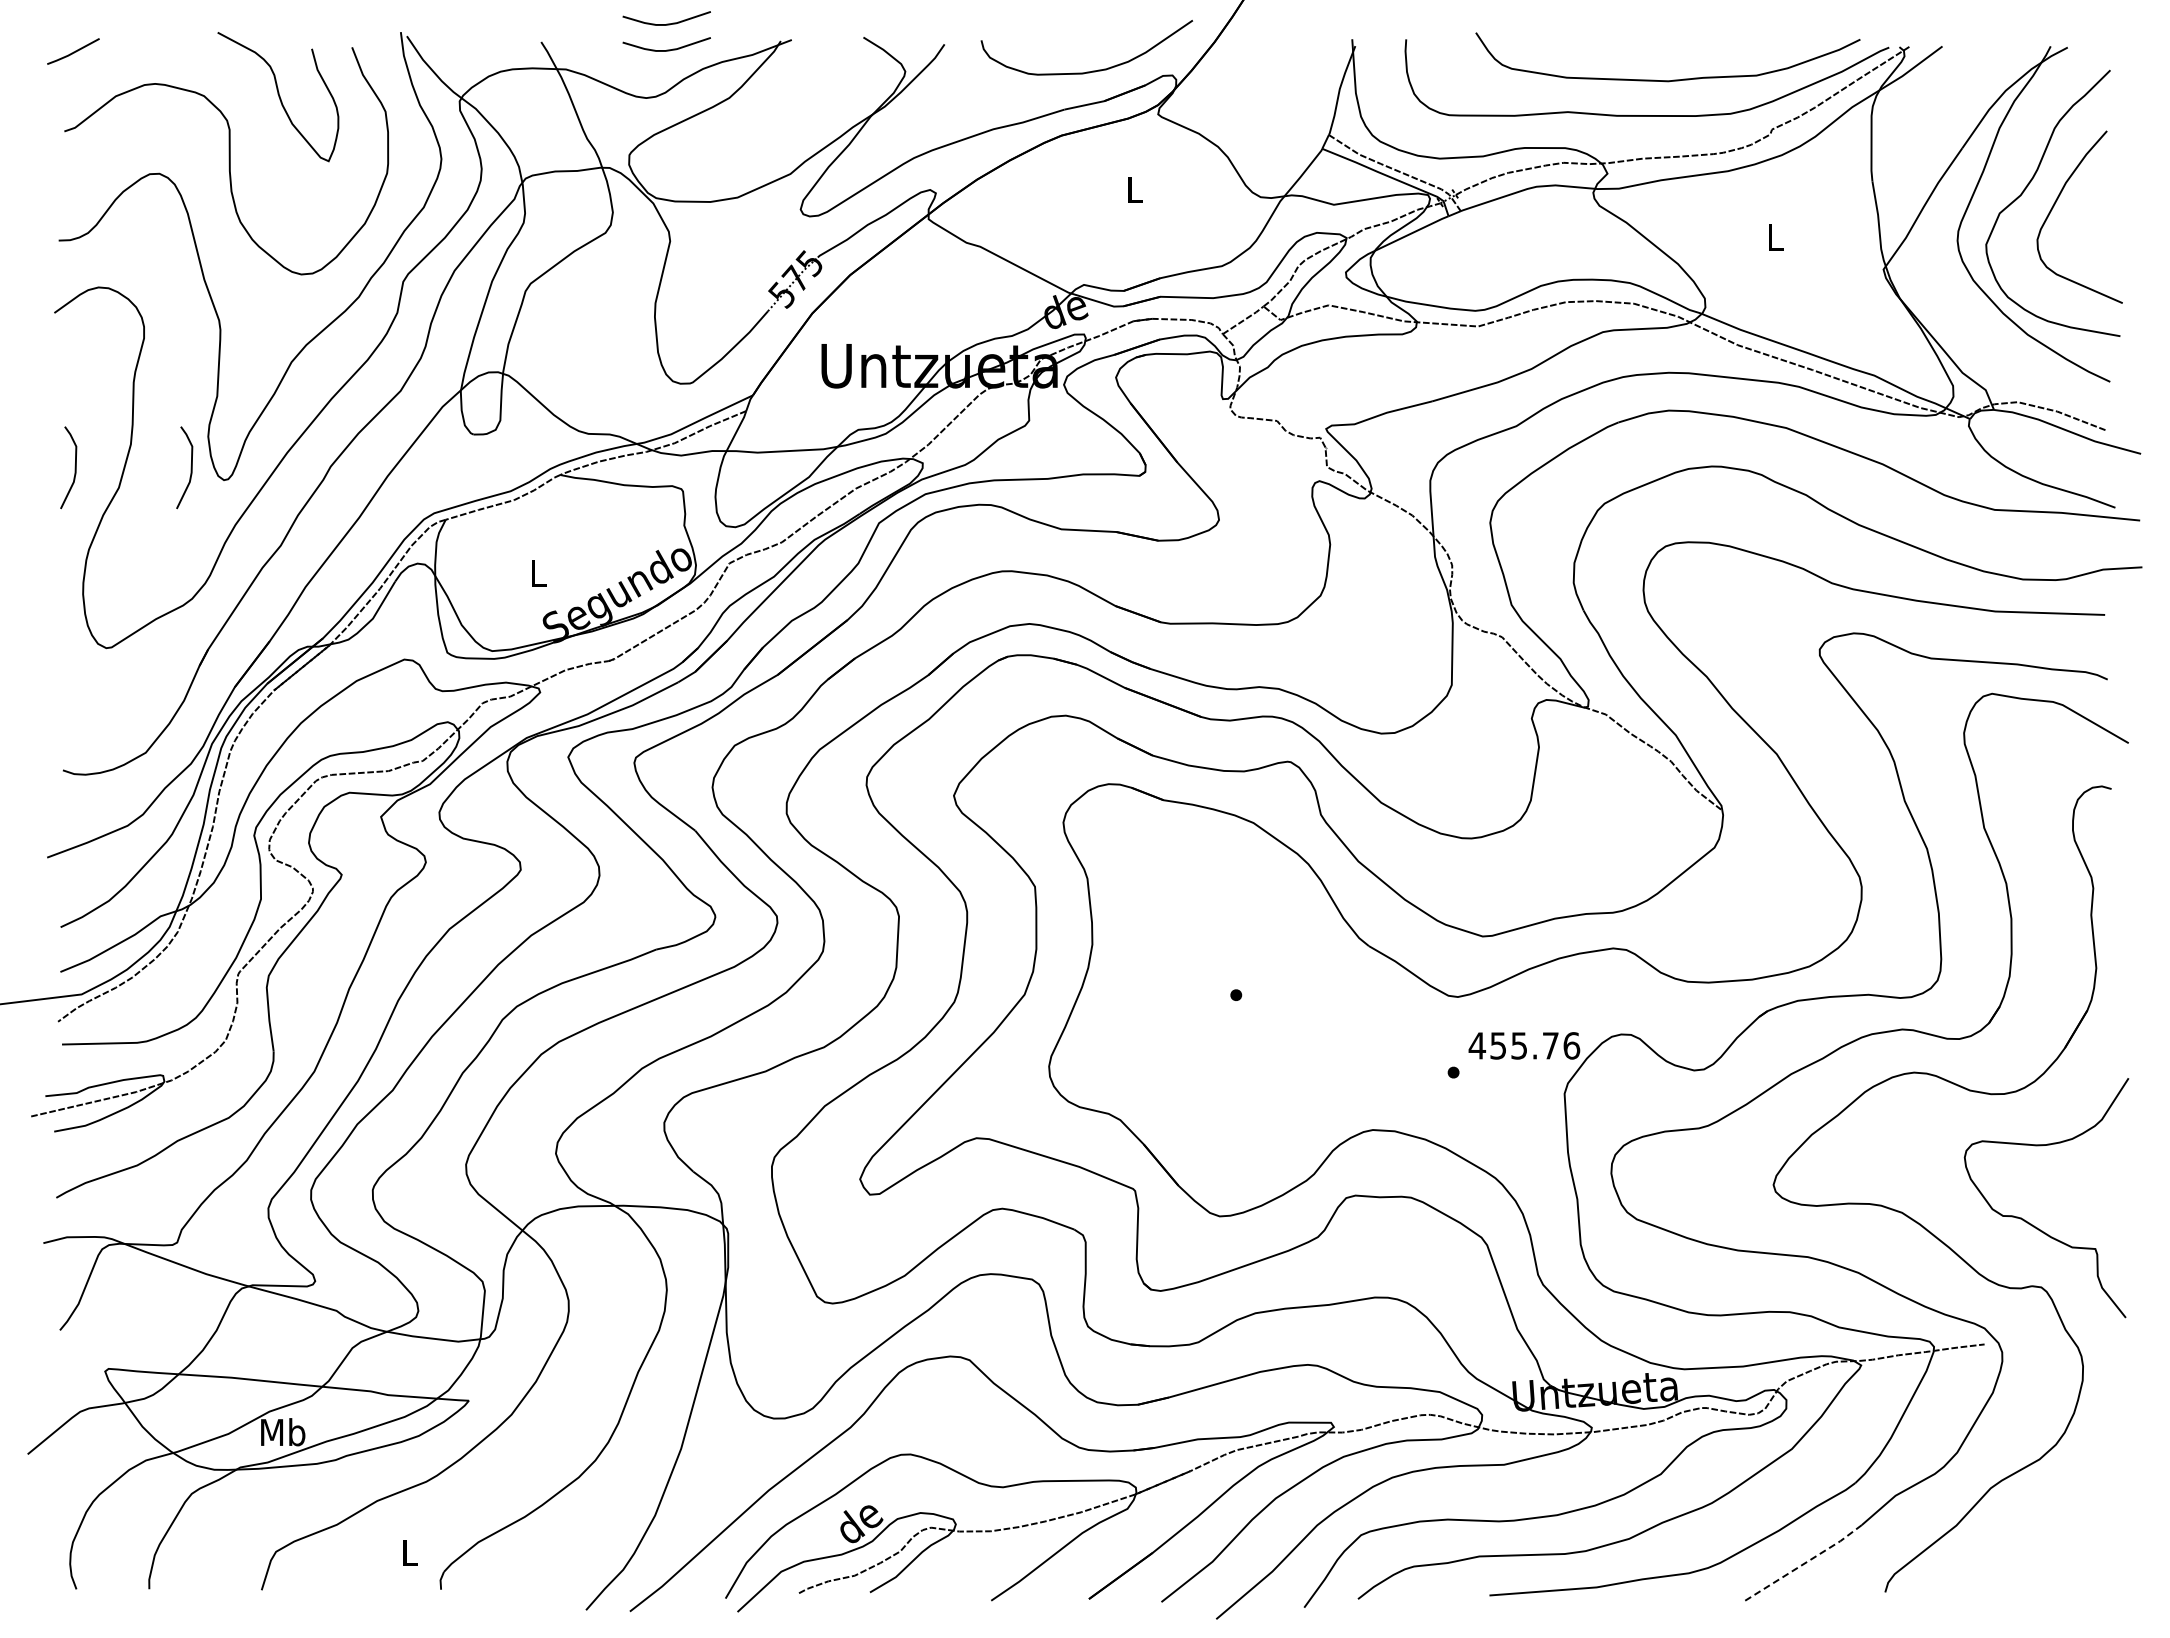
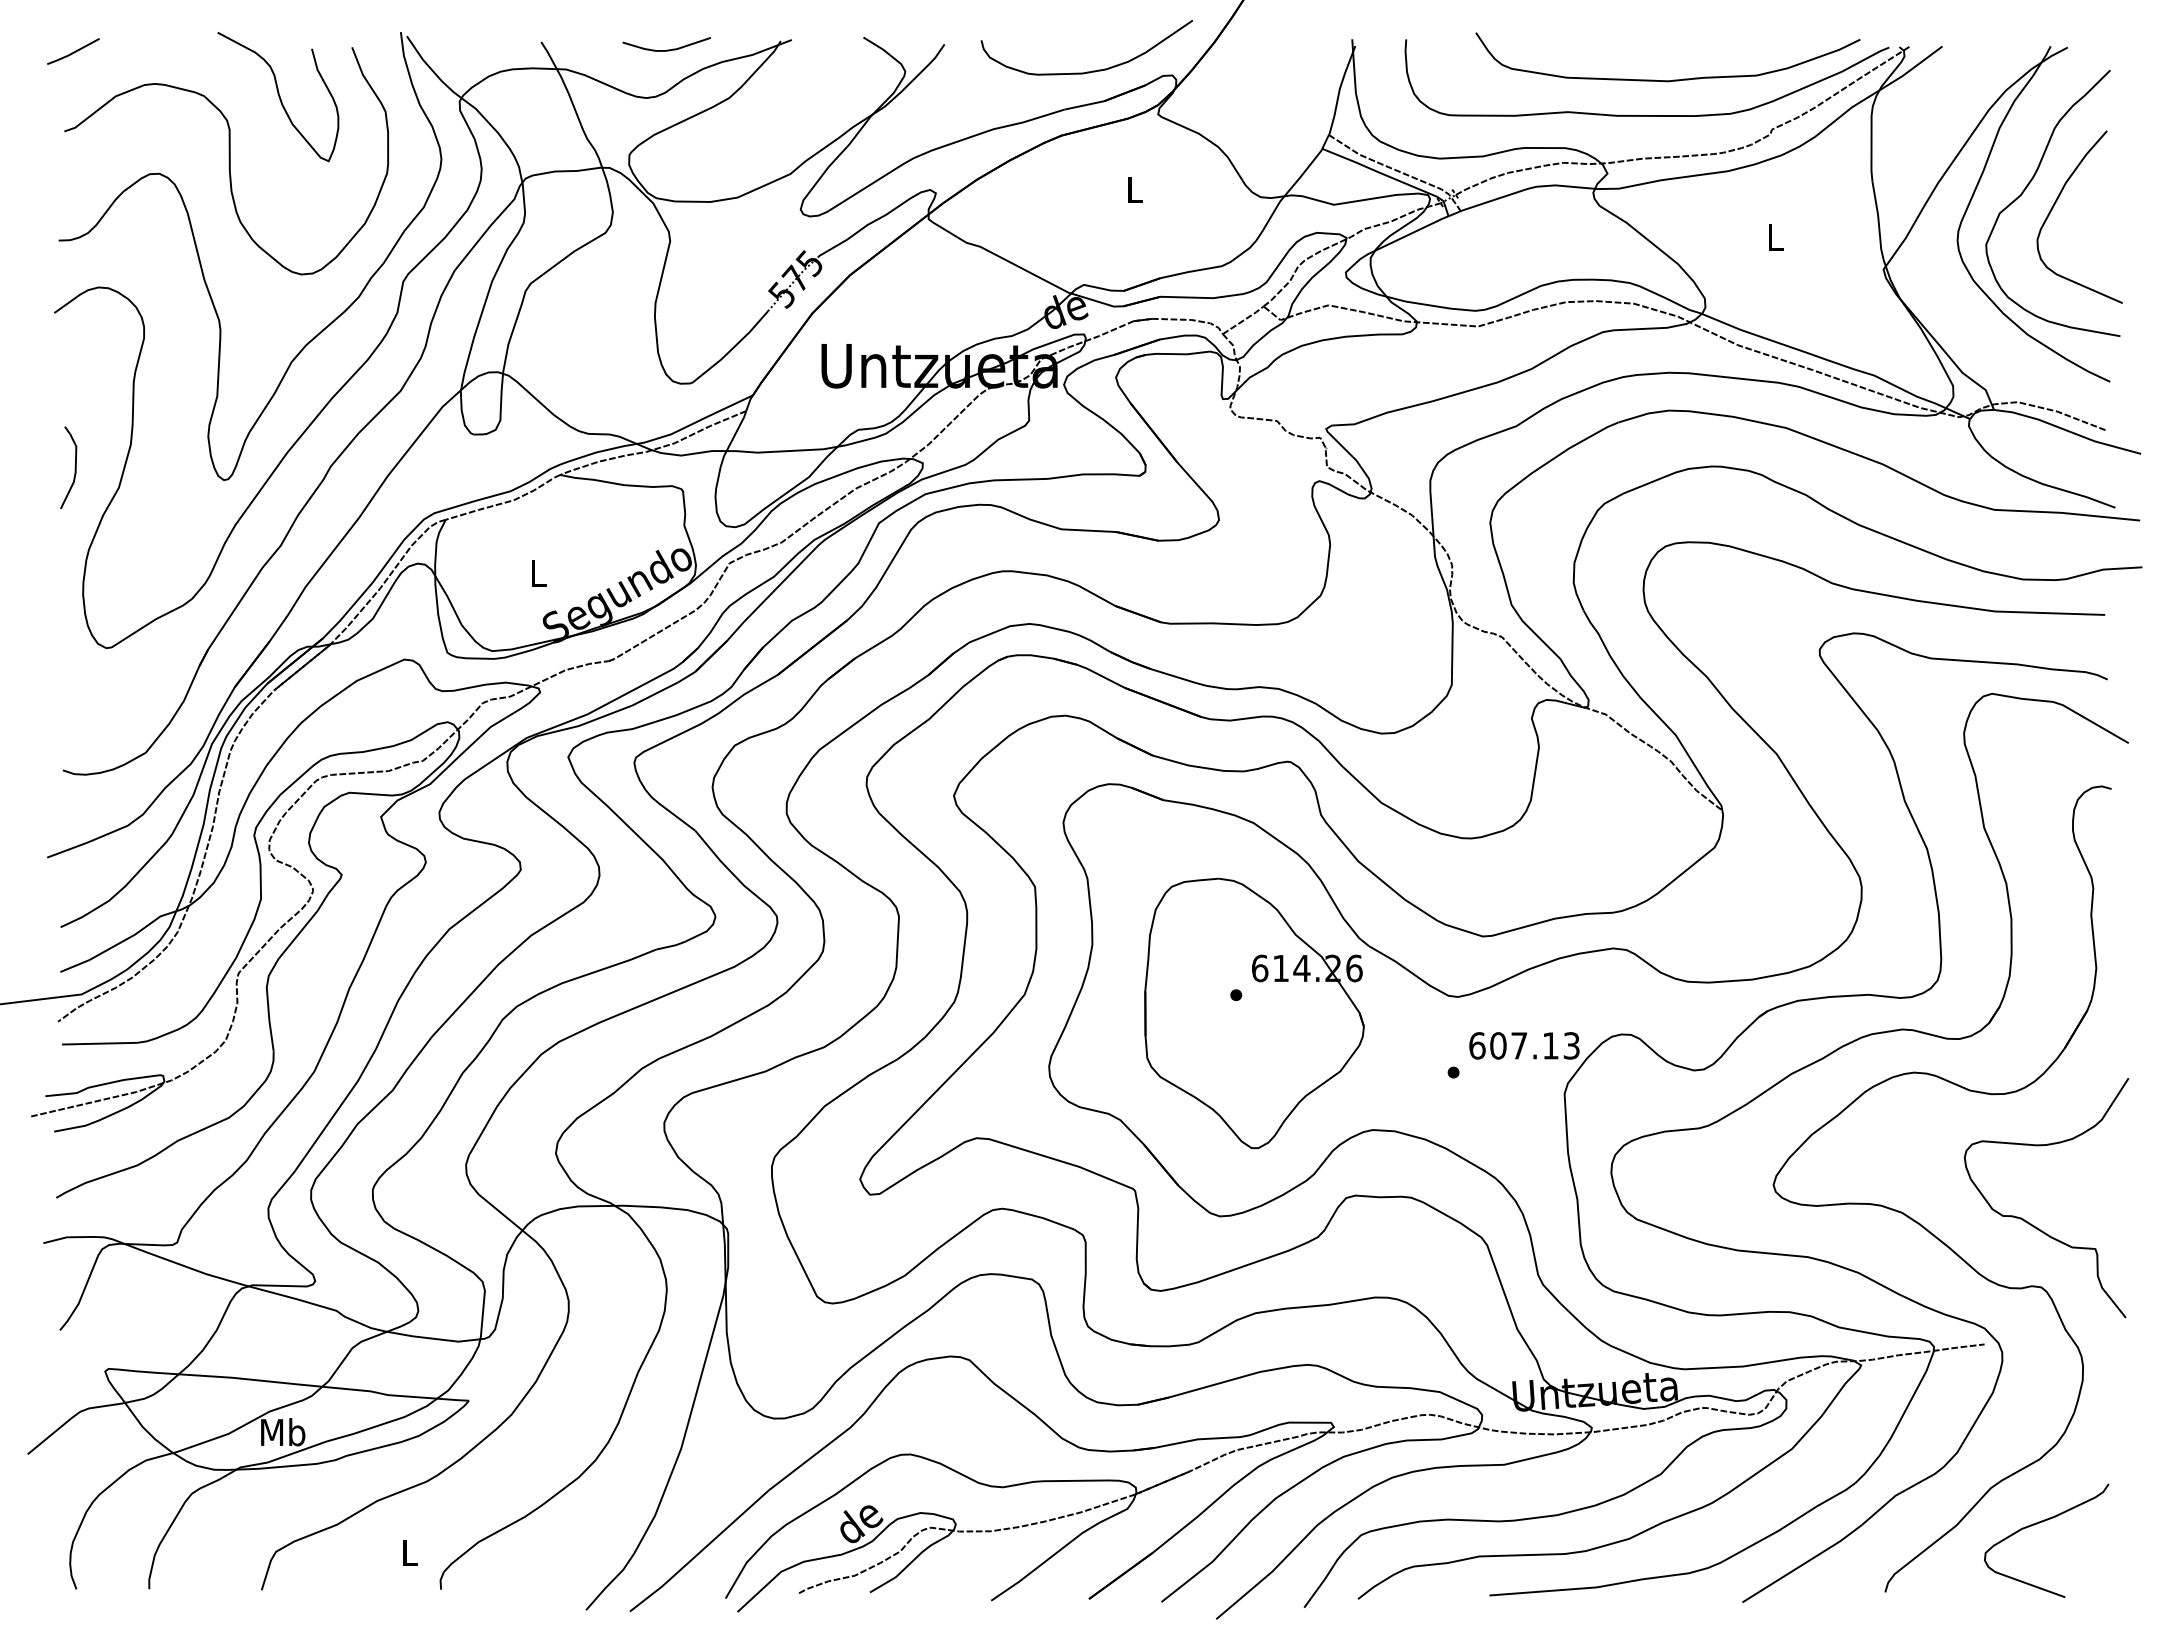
curve: present -> none (666, 23)
curve: present -> none (190, 467)
part: none -> present (1254, 1012)
text: 455.76 -> 607.13 (1524, 1045)
curve: none -> present (2037, 1524)
line: dashed -> solid (1803, 1564)
